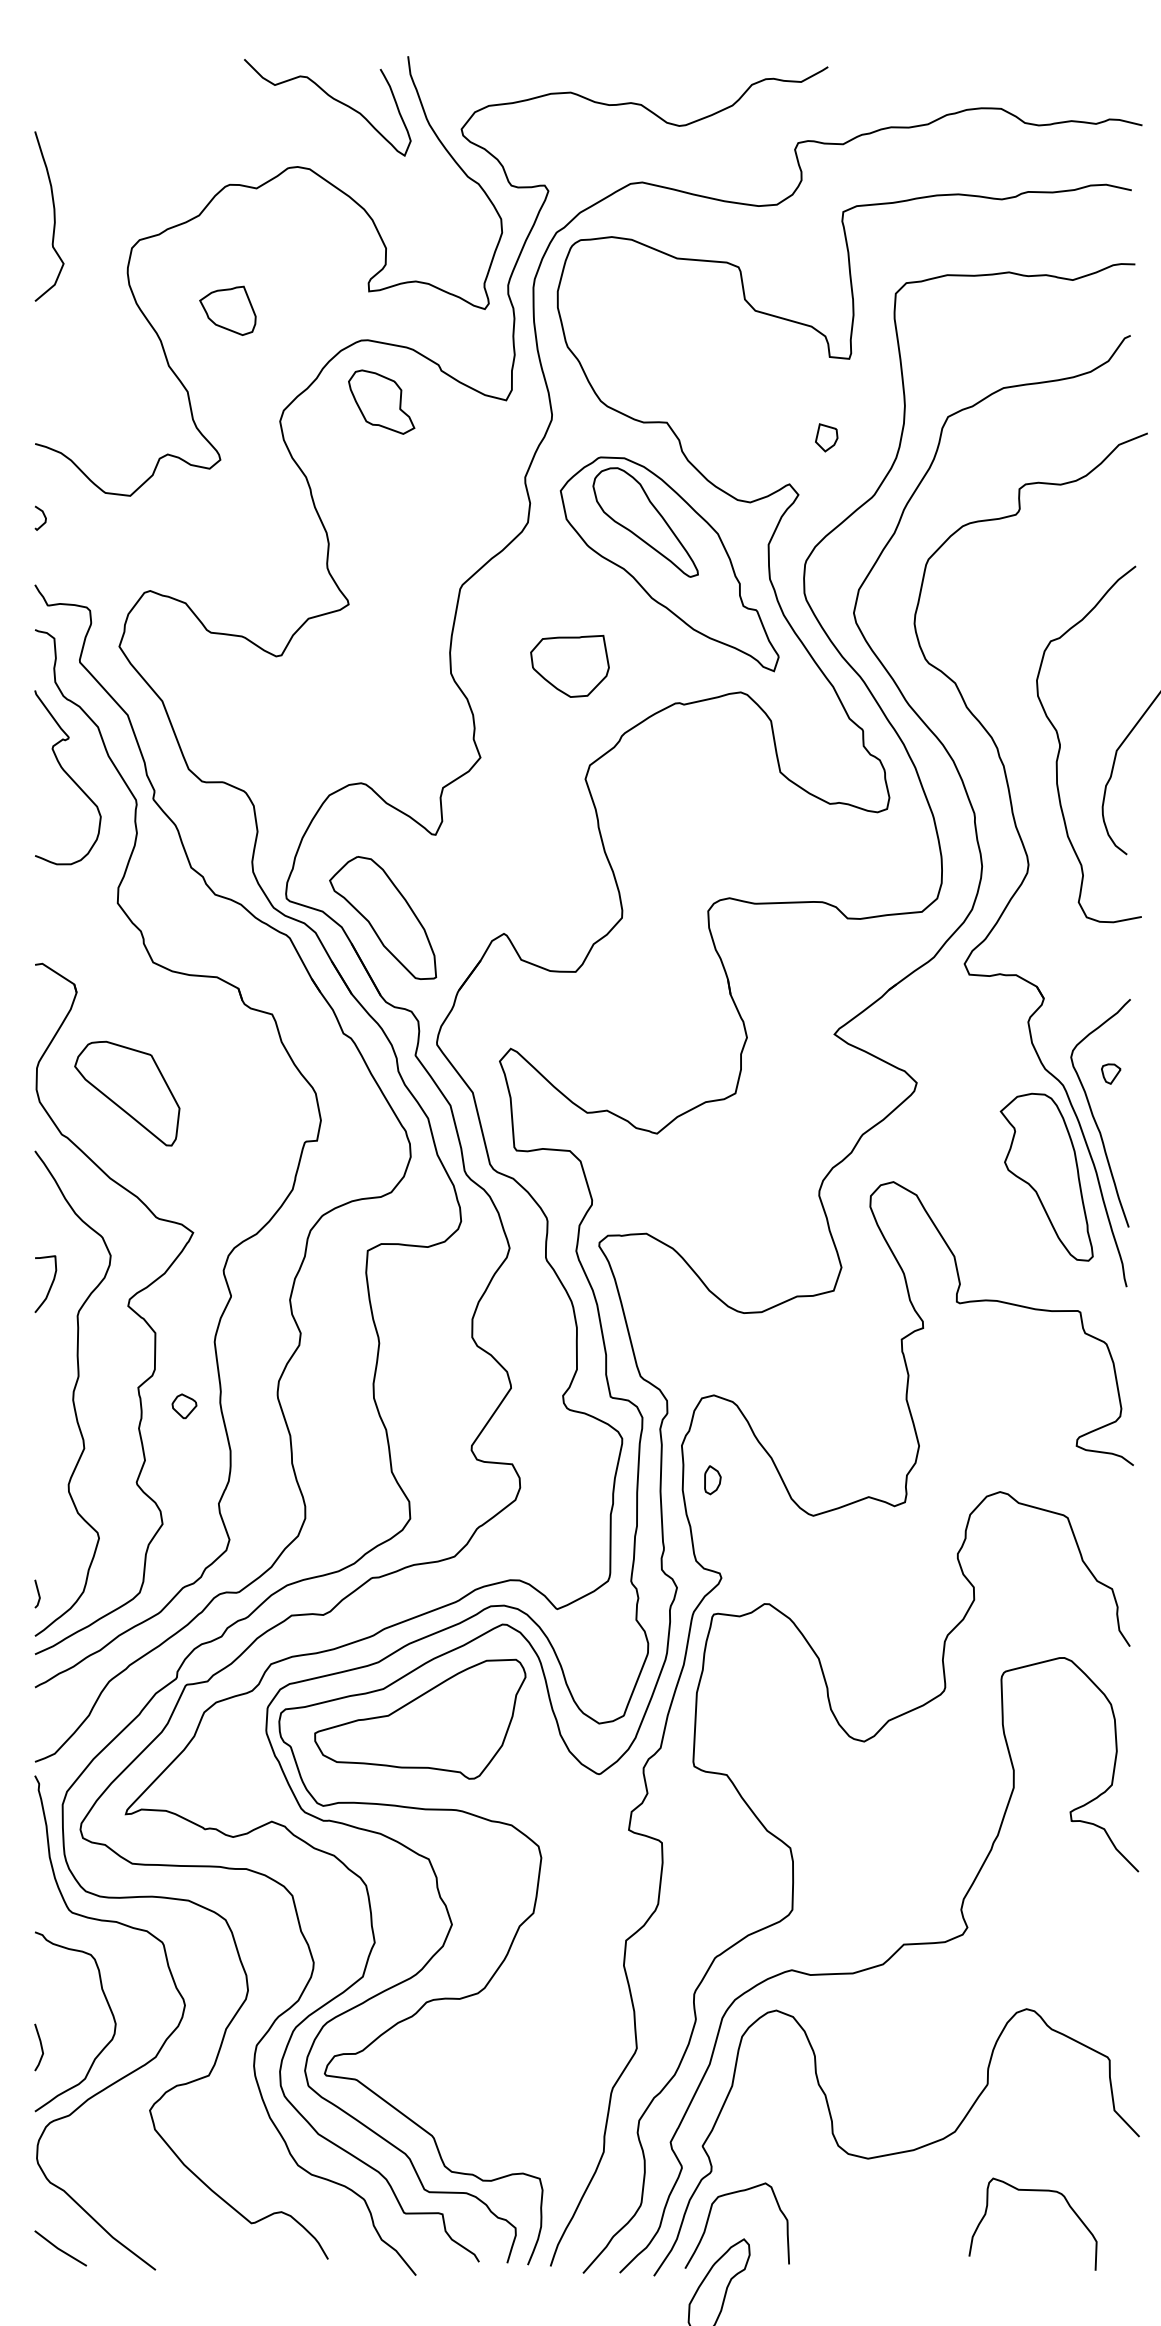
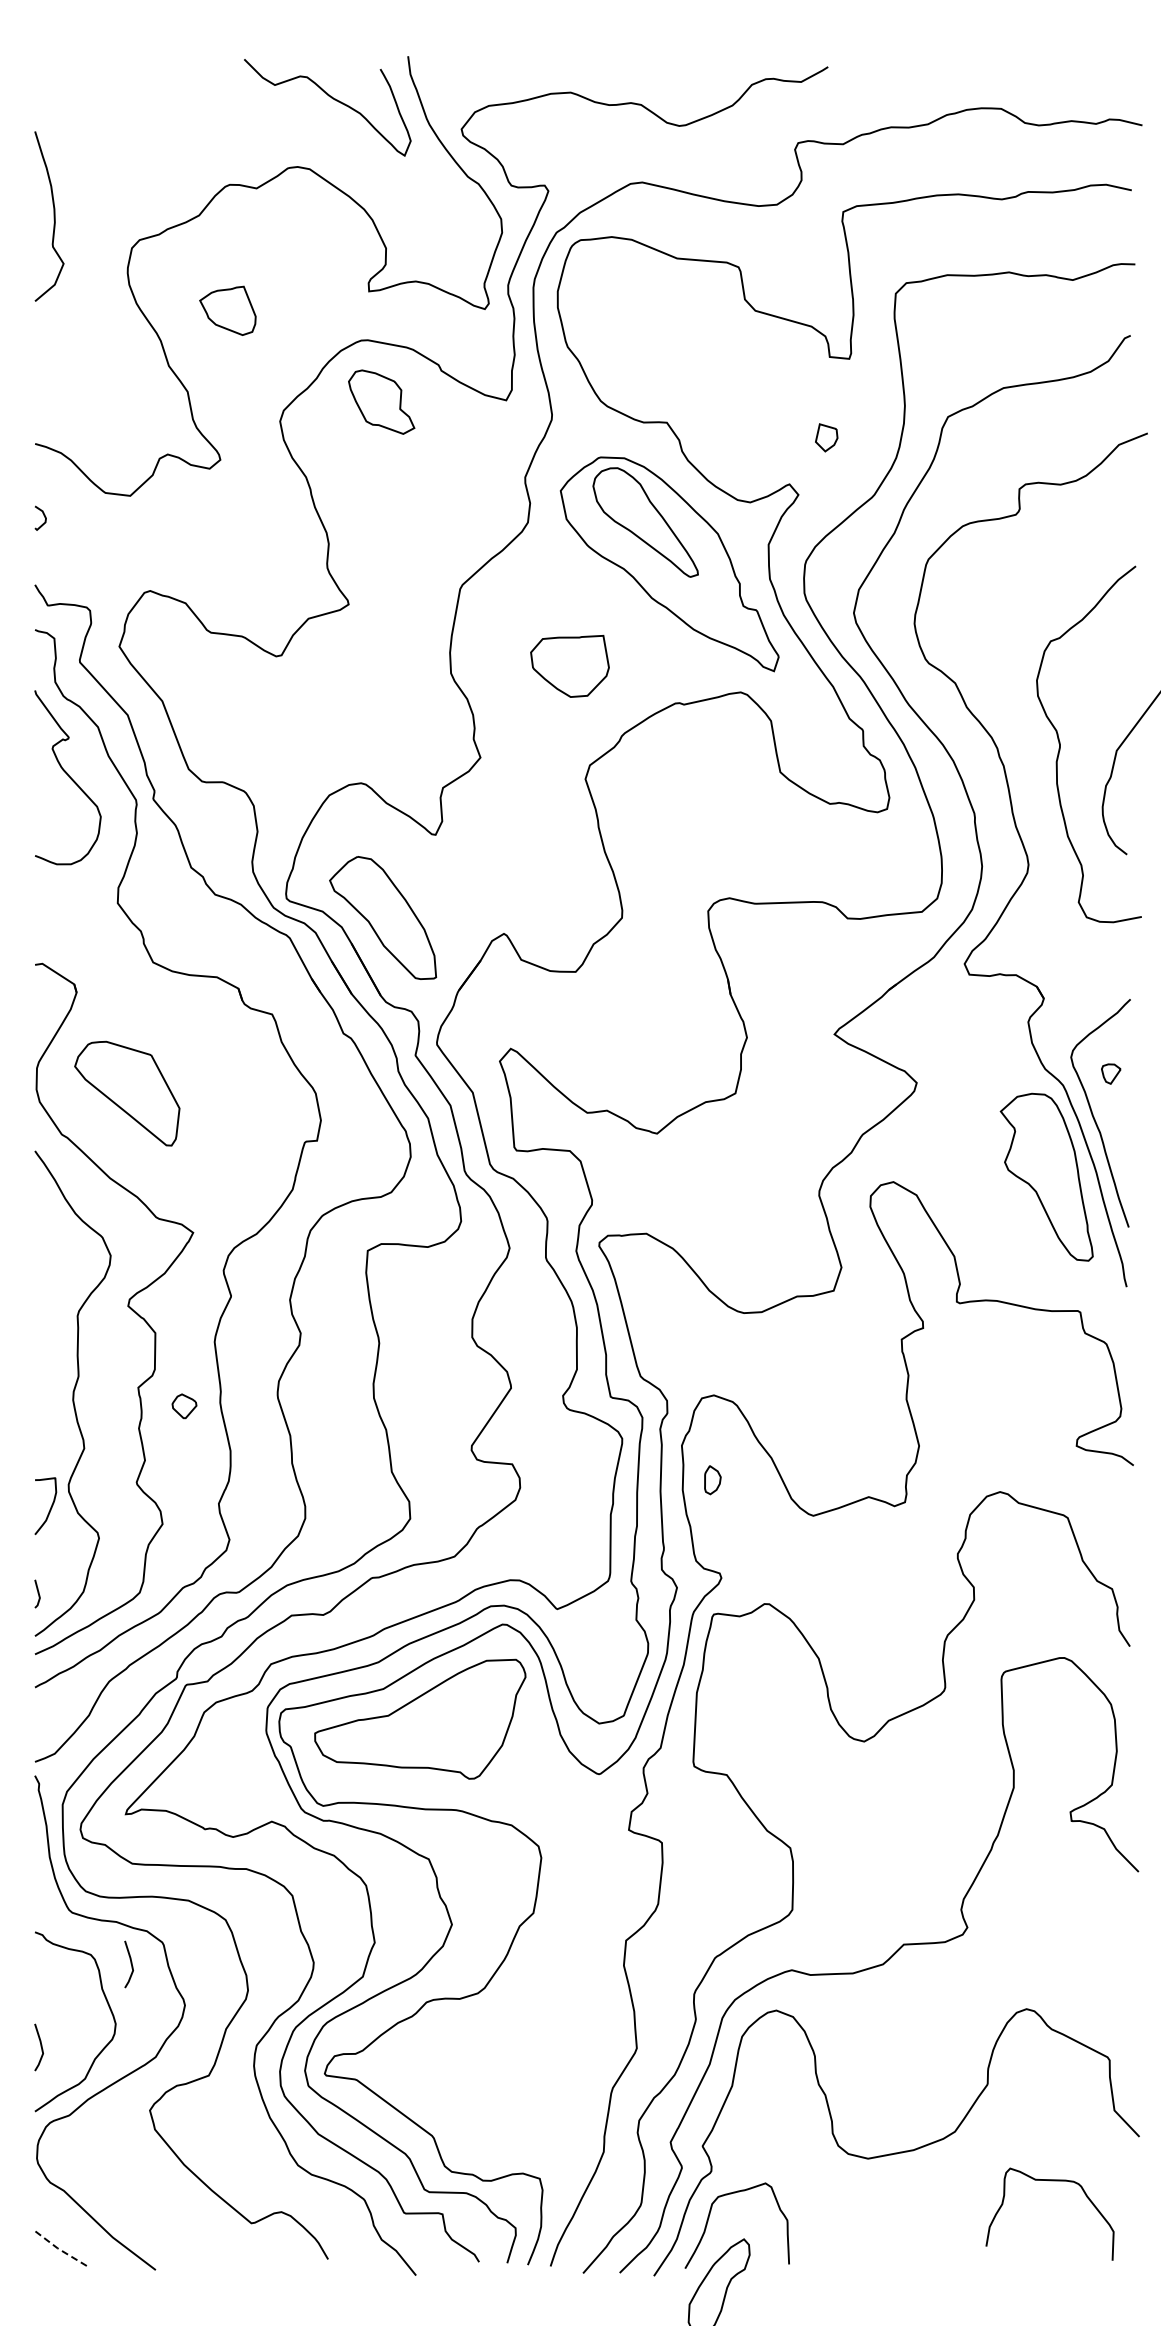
curve position: (50, 1285) -> (50, 1507) (50, 1507)
line: none -> present (130, 1963)
curve position: (1032, 2191) -> (1049, 2181) (1049, 2181)
line: solid -> dashed (58, 2248)
